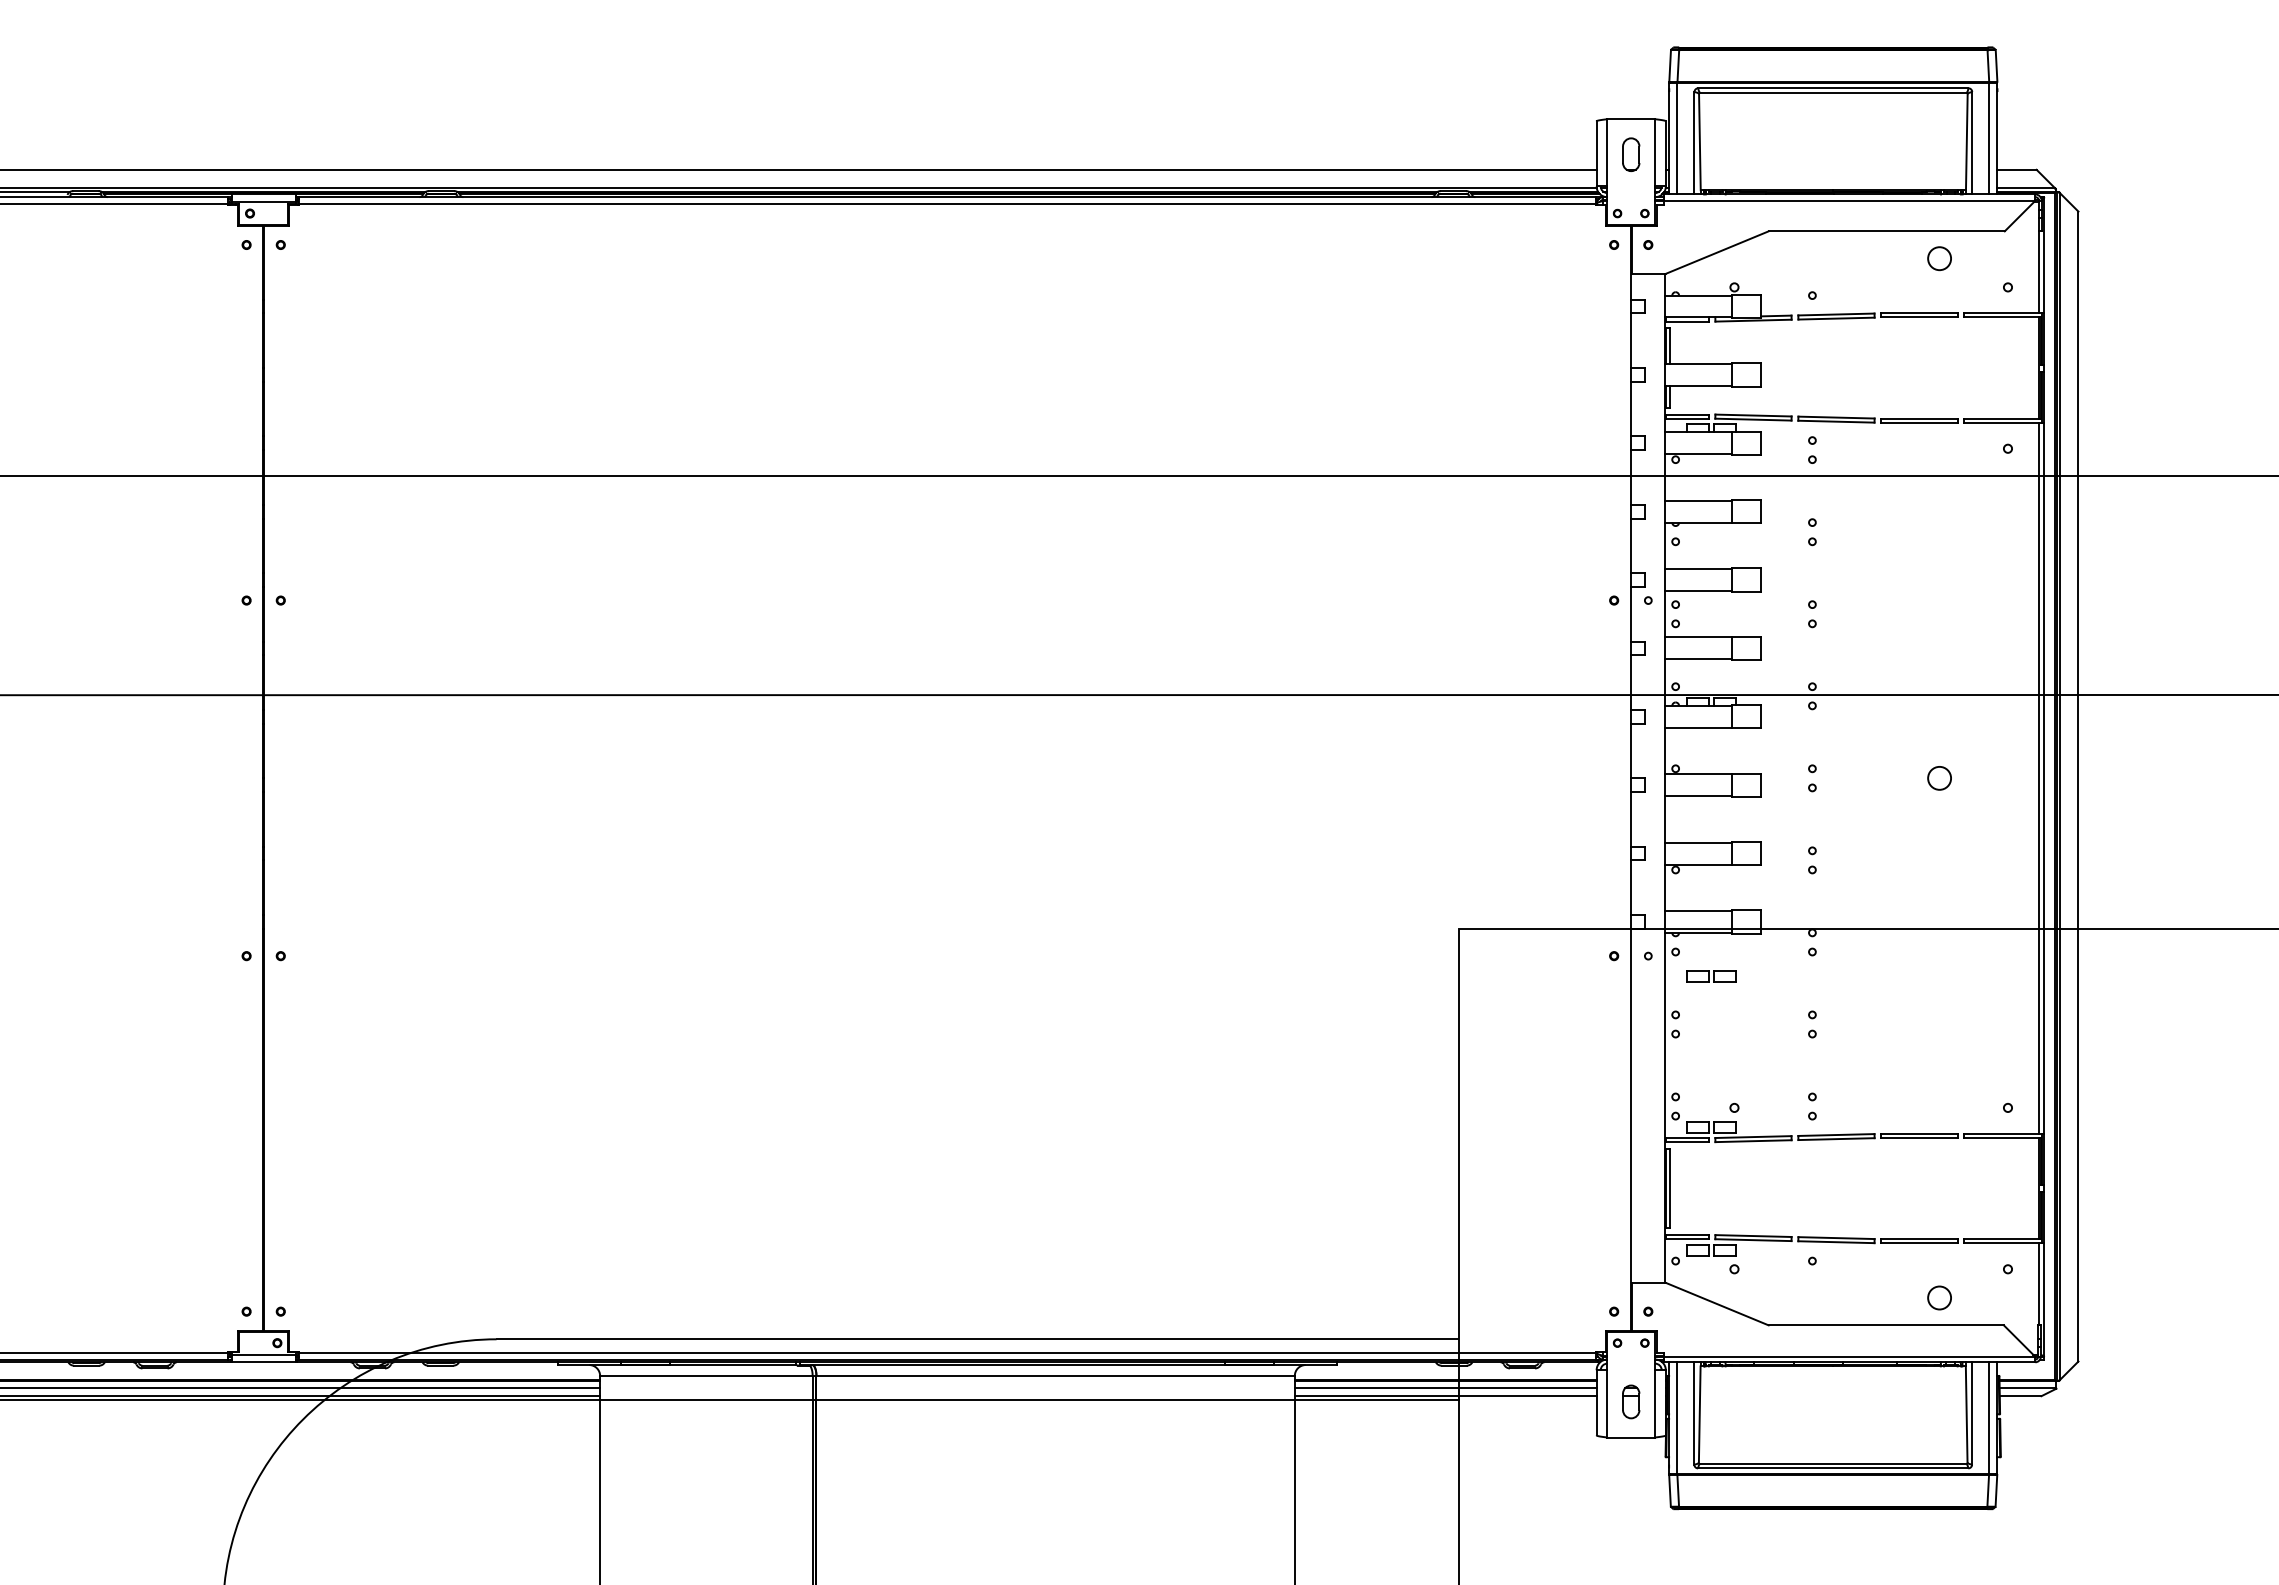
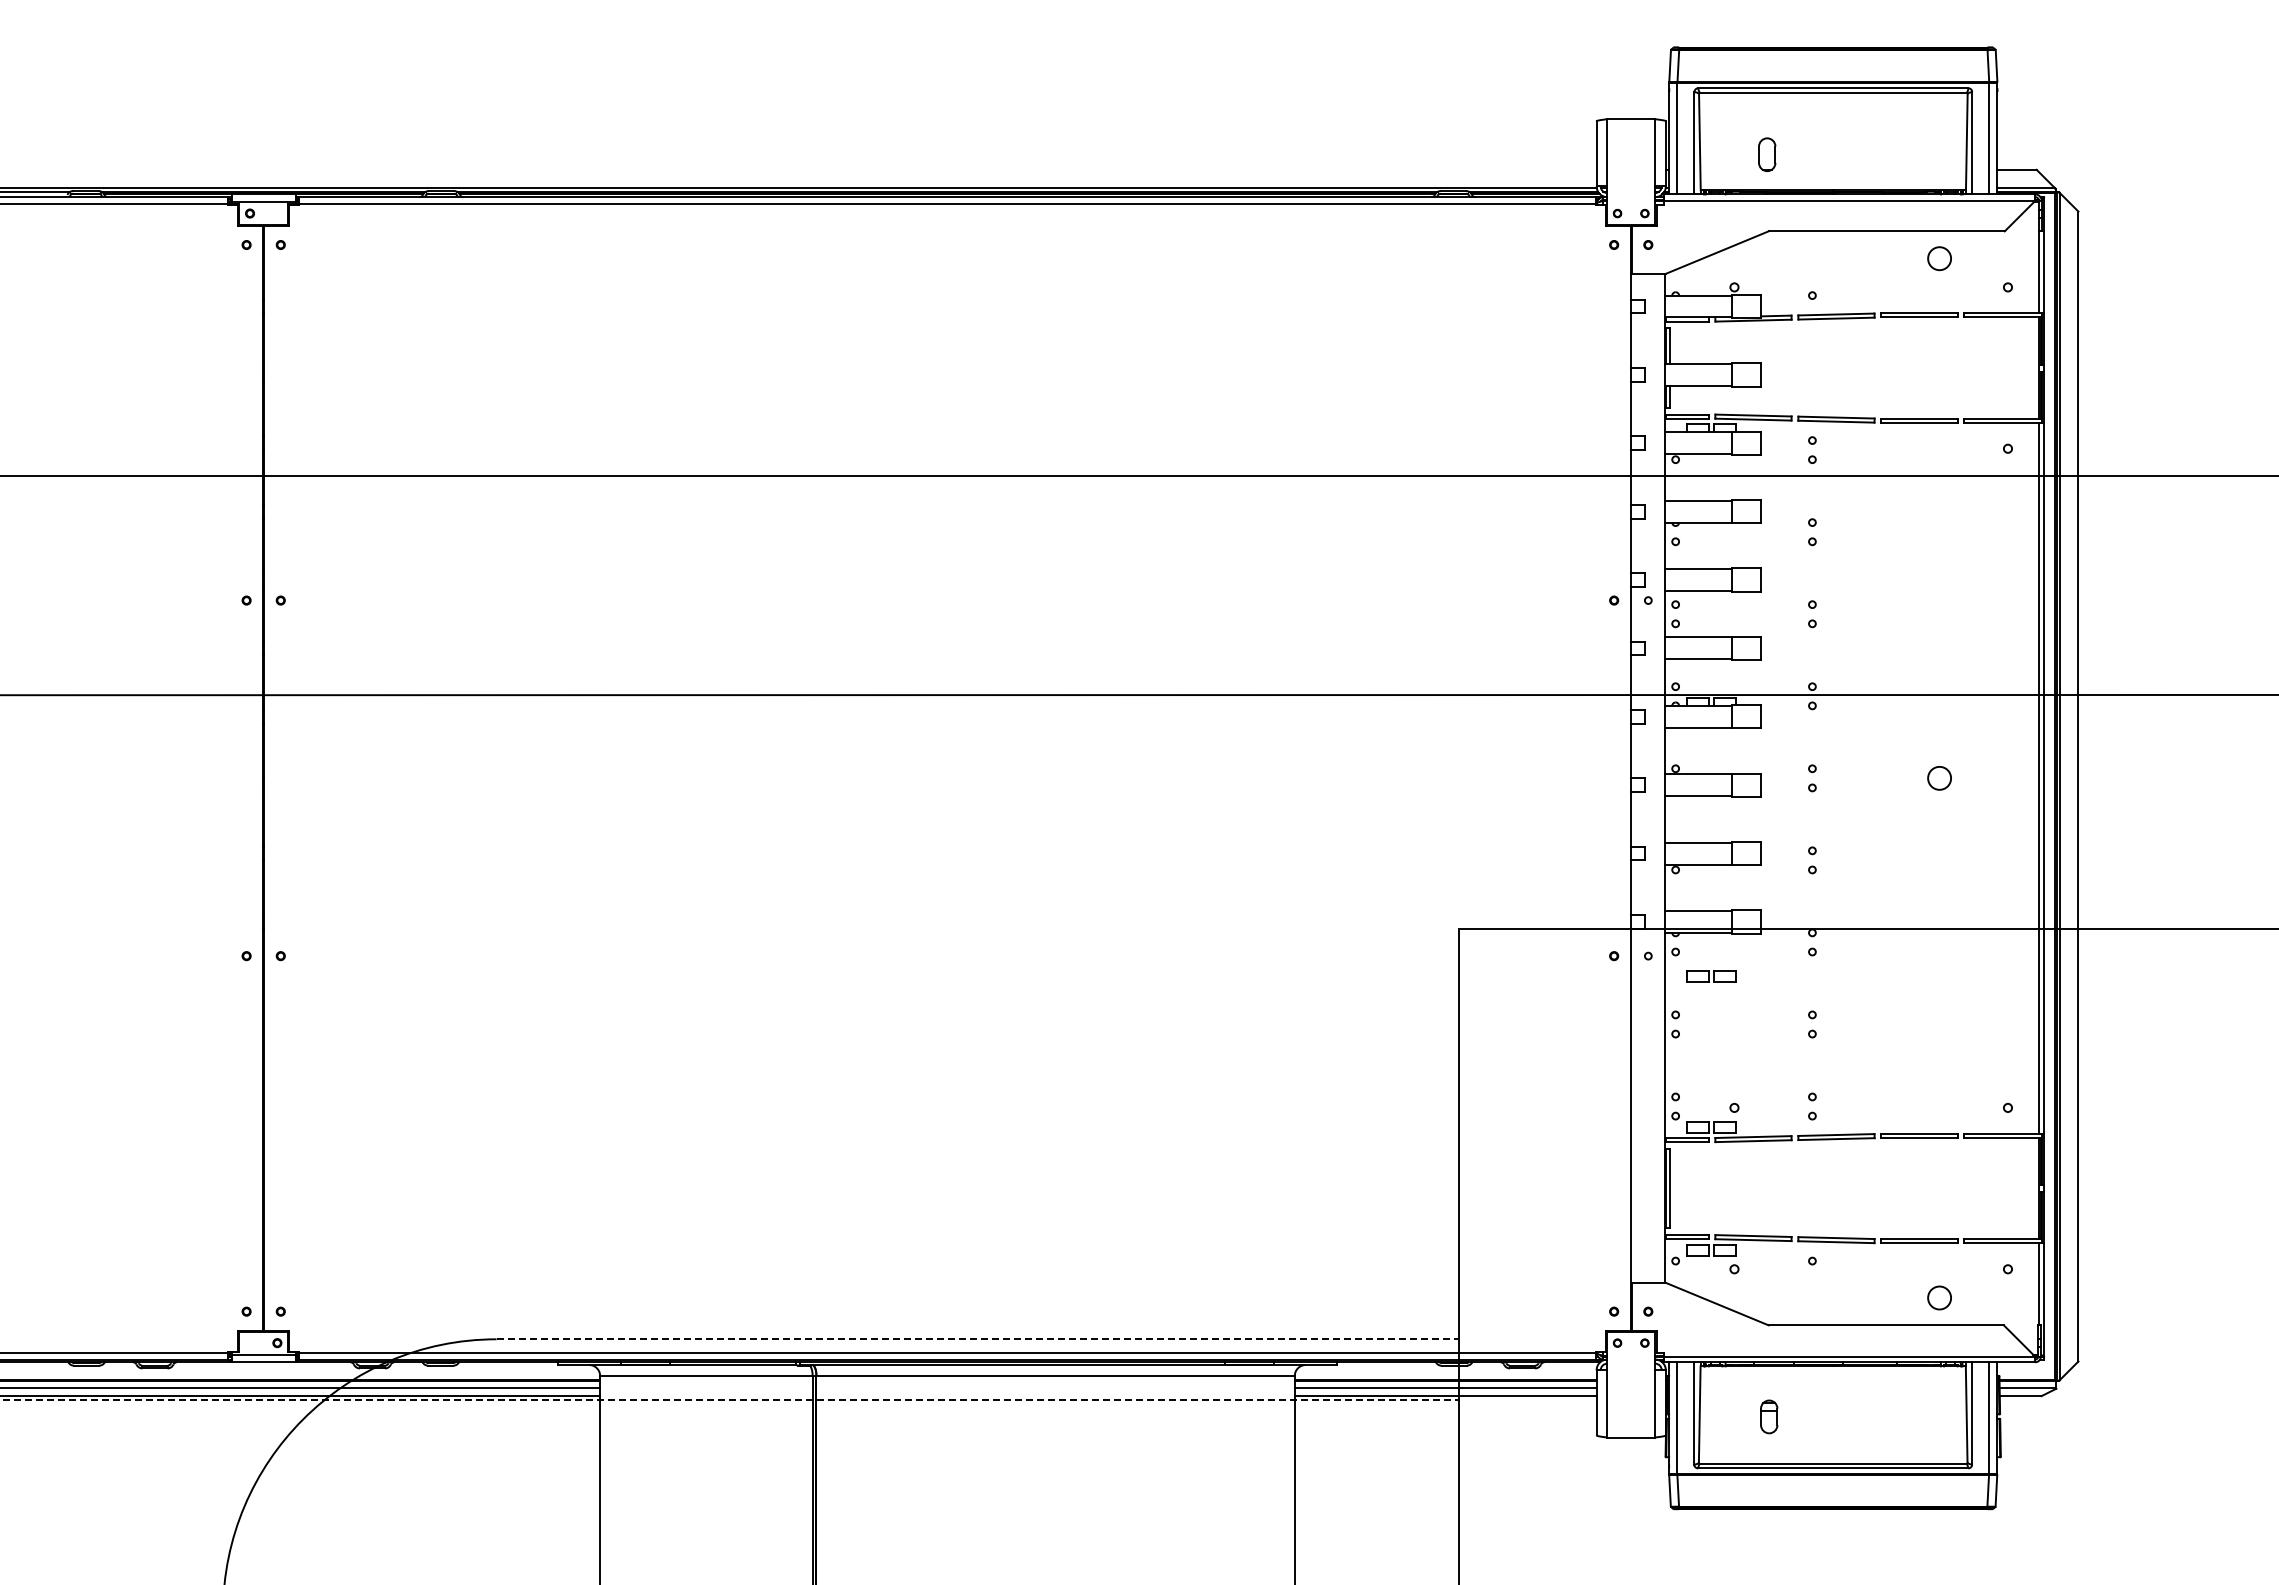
part position: (1631, 154) -> (1767, 154) (1767, 154)
line: present -> none (799, 169)
line: solid -> dashed (977, 1339)
line: solid -> dashed (730, 1400)
part position: (1631, 1401) -> (1769, 1416) (1769, 1416)
